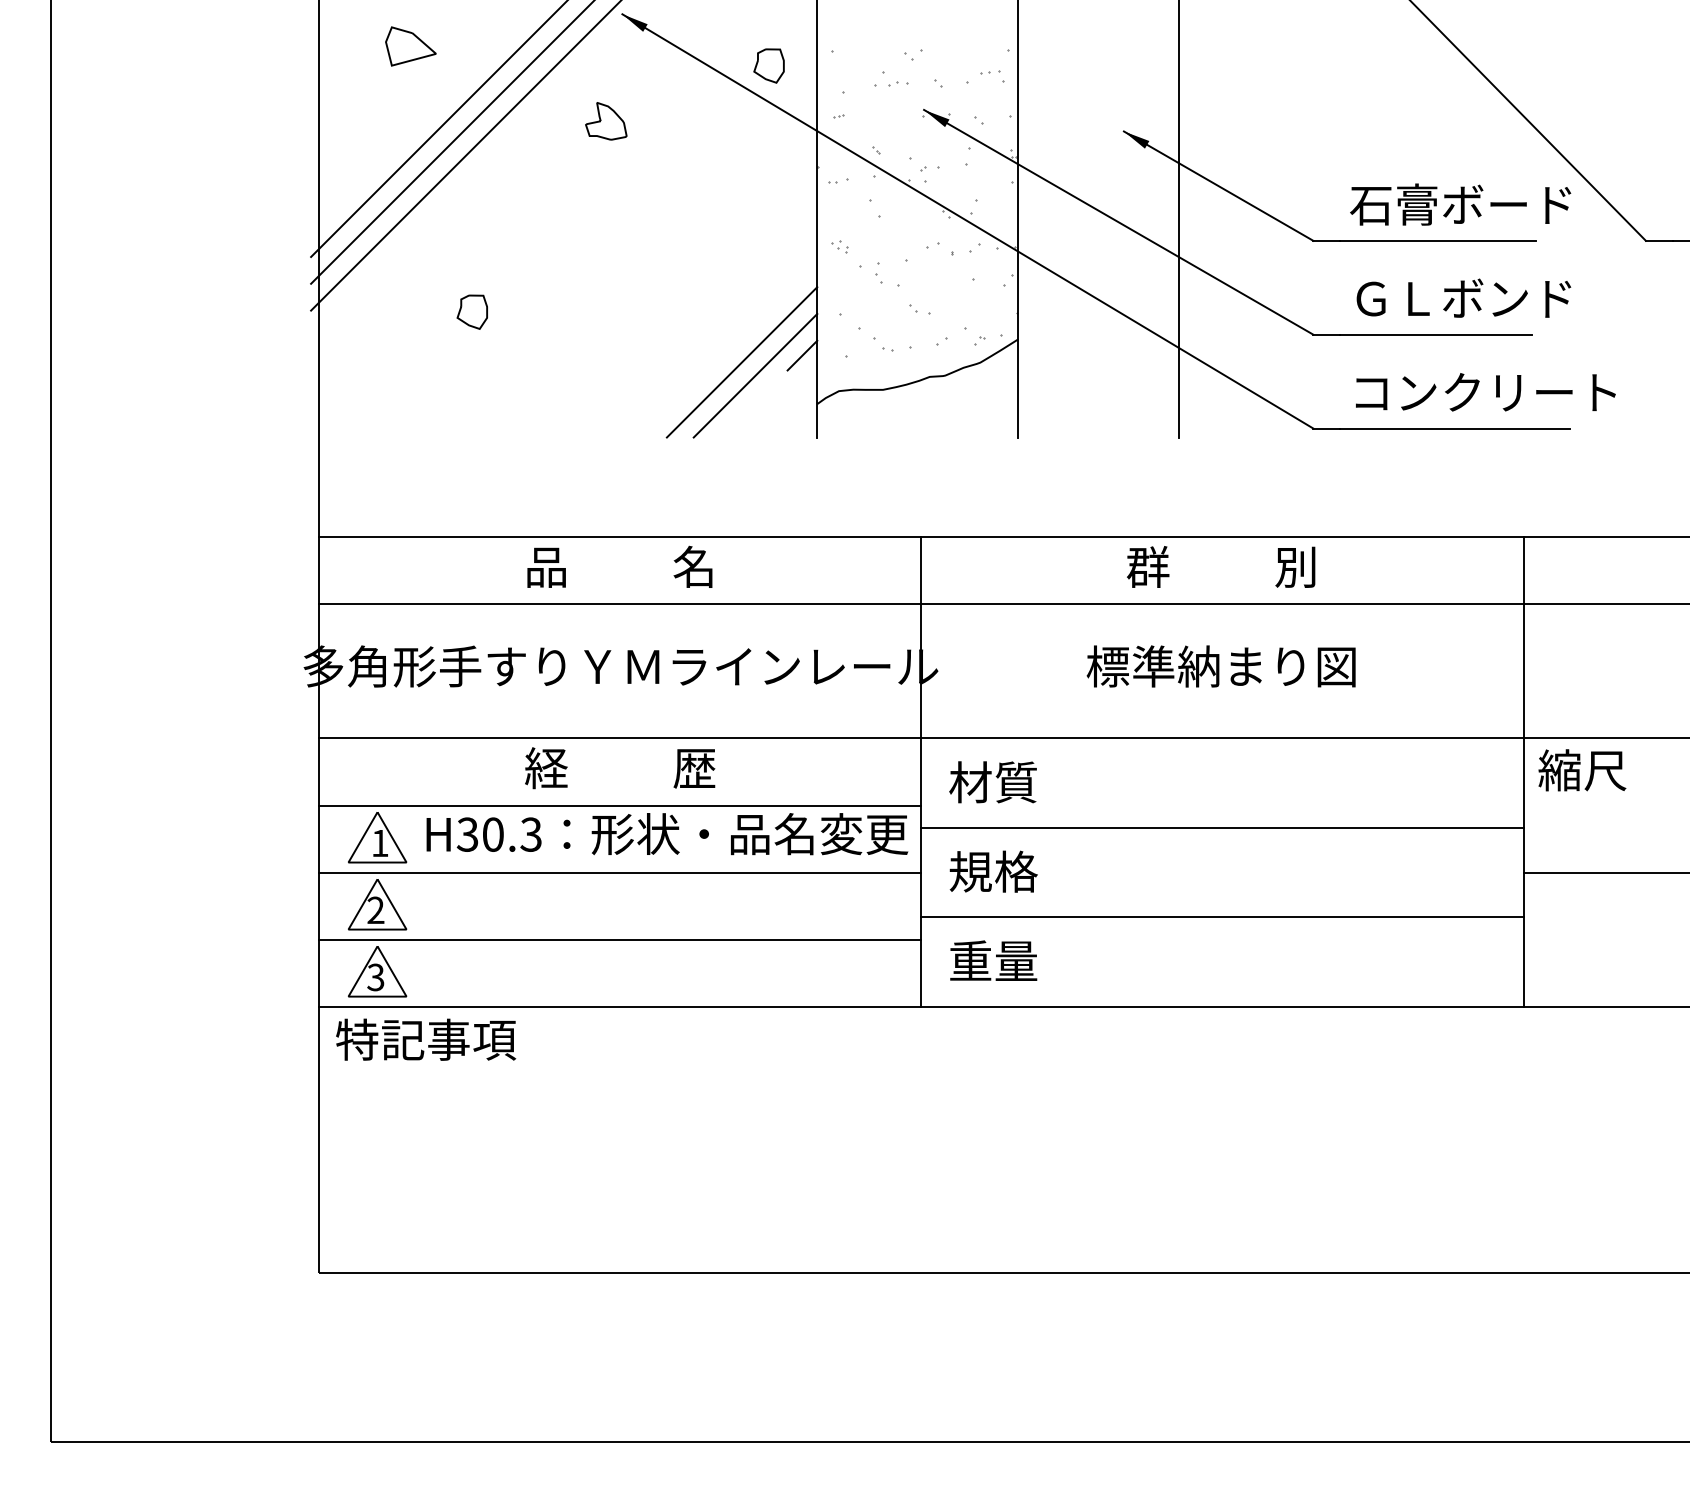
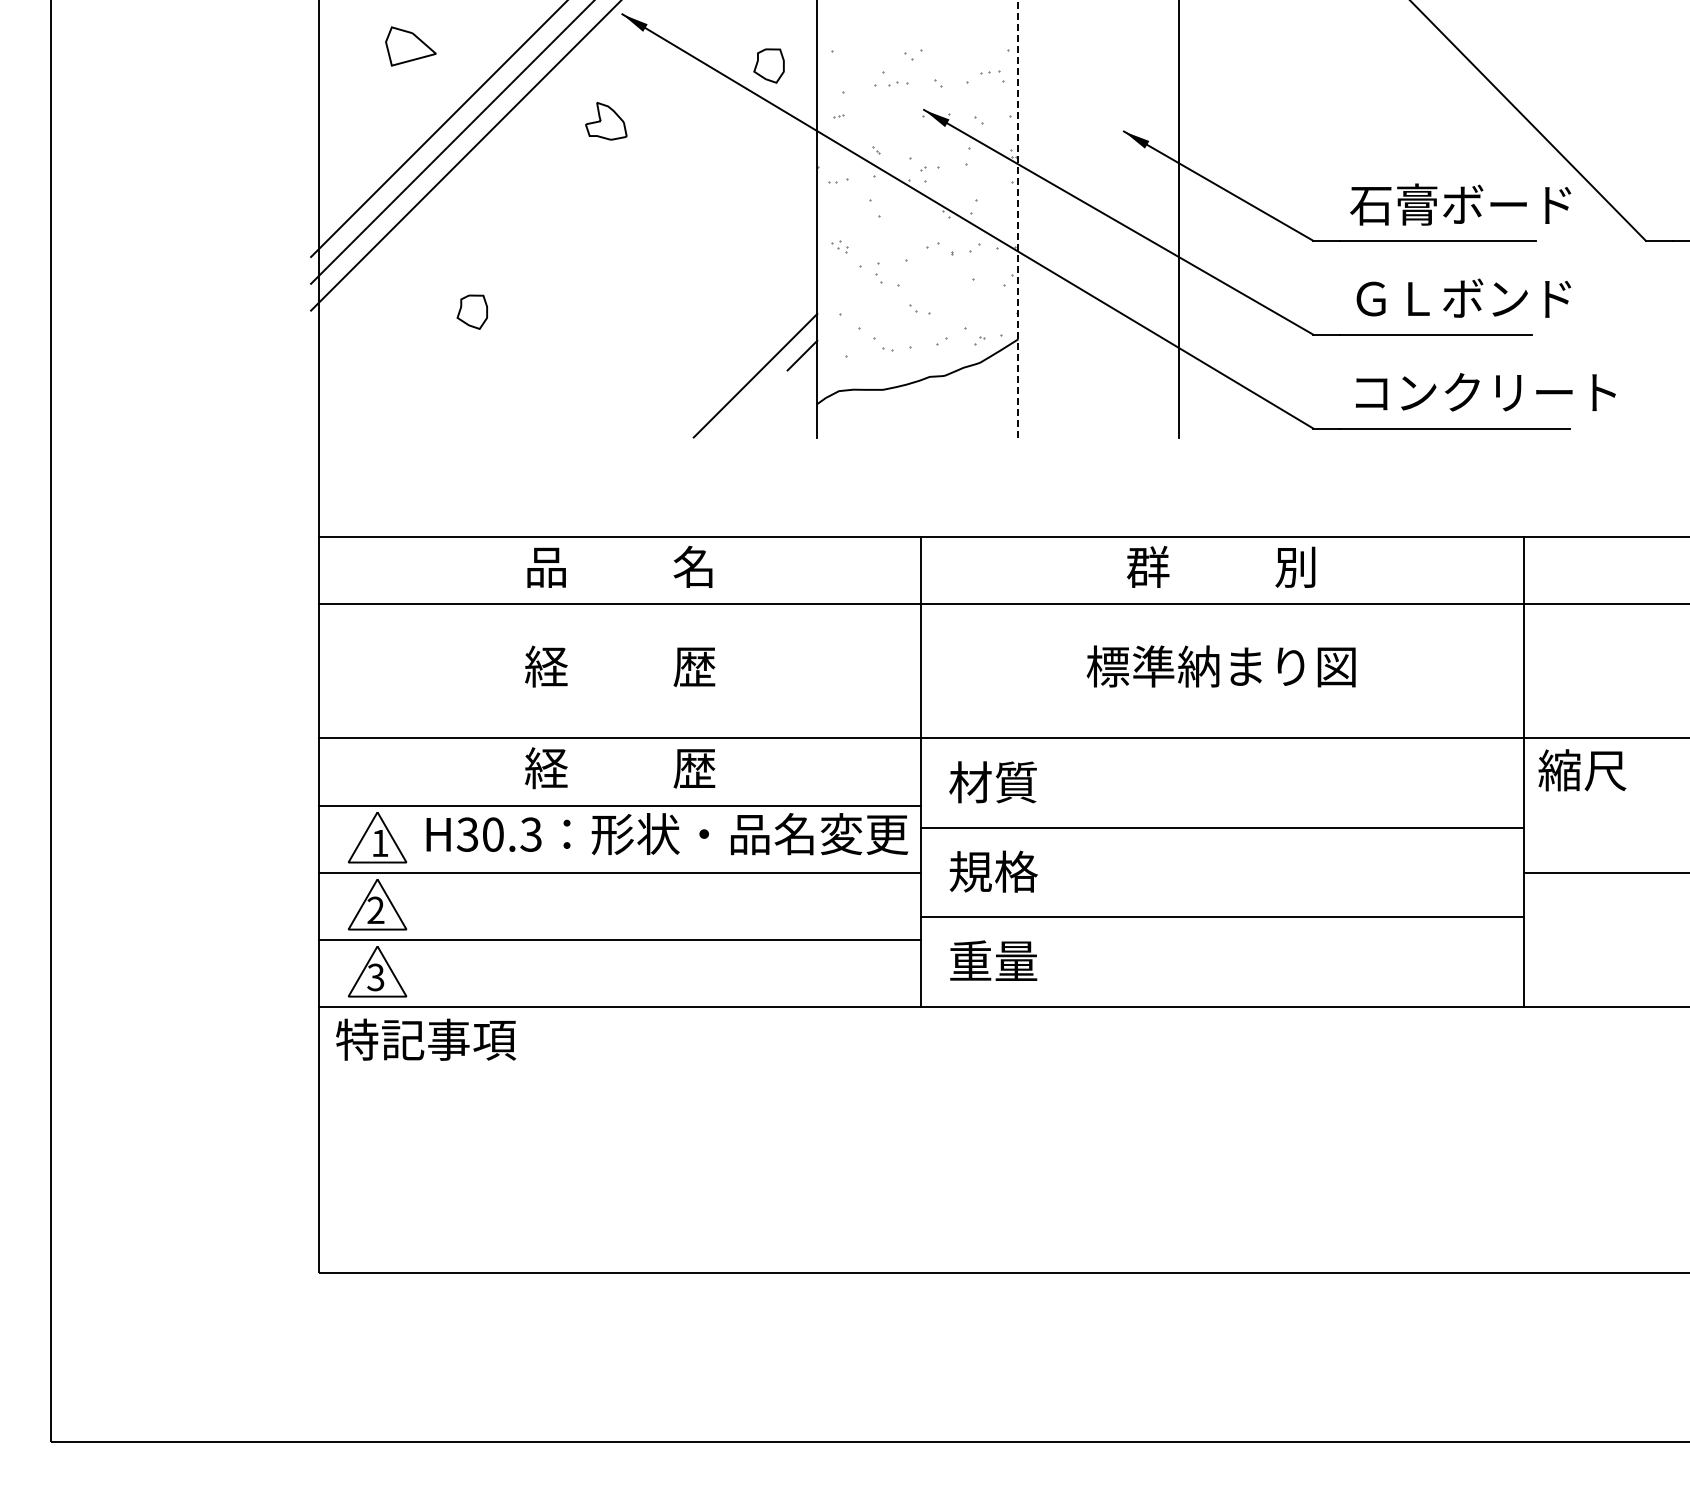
line: solid -> dashed (1018, 218)
line: present -> none (741, 362)
text: 多角形手すりＹＭラインレール -> 経          歴 (620, 666)
